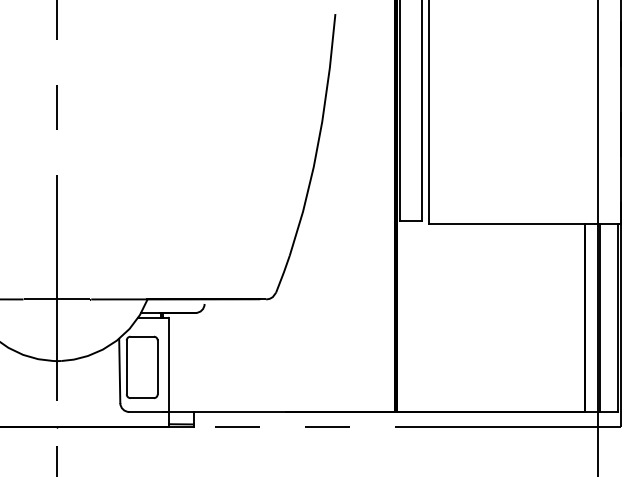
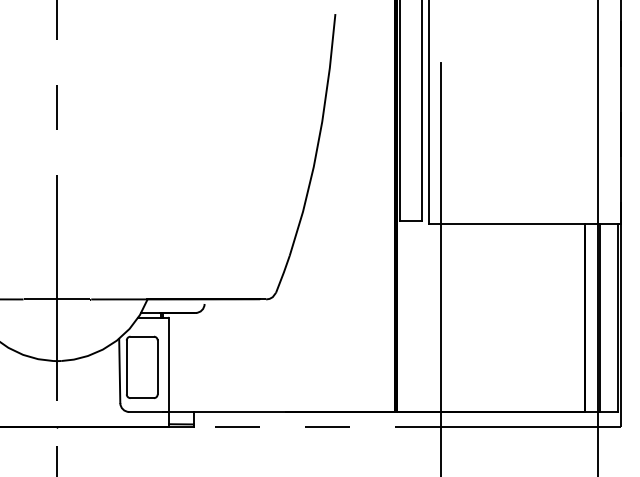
line: none -> present (440, 268)
